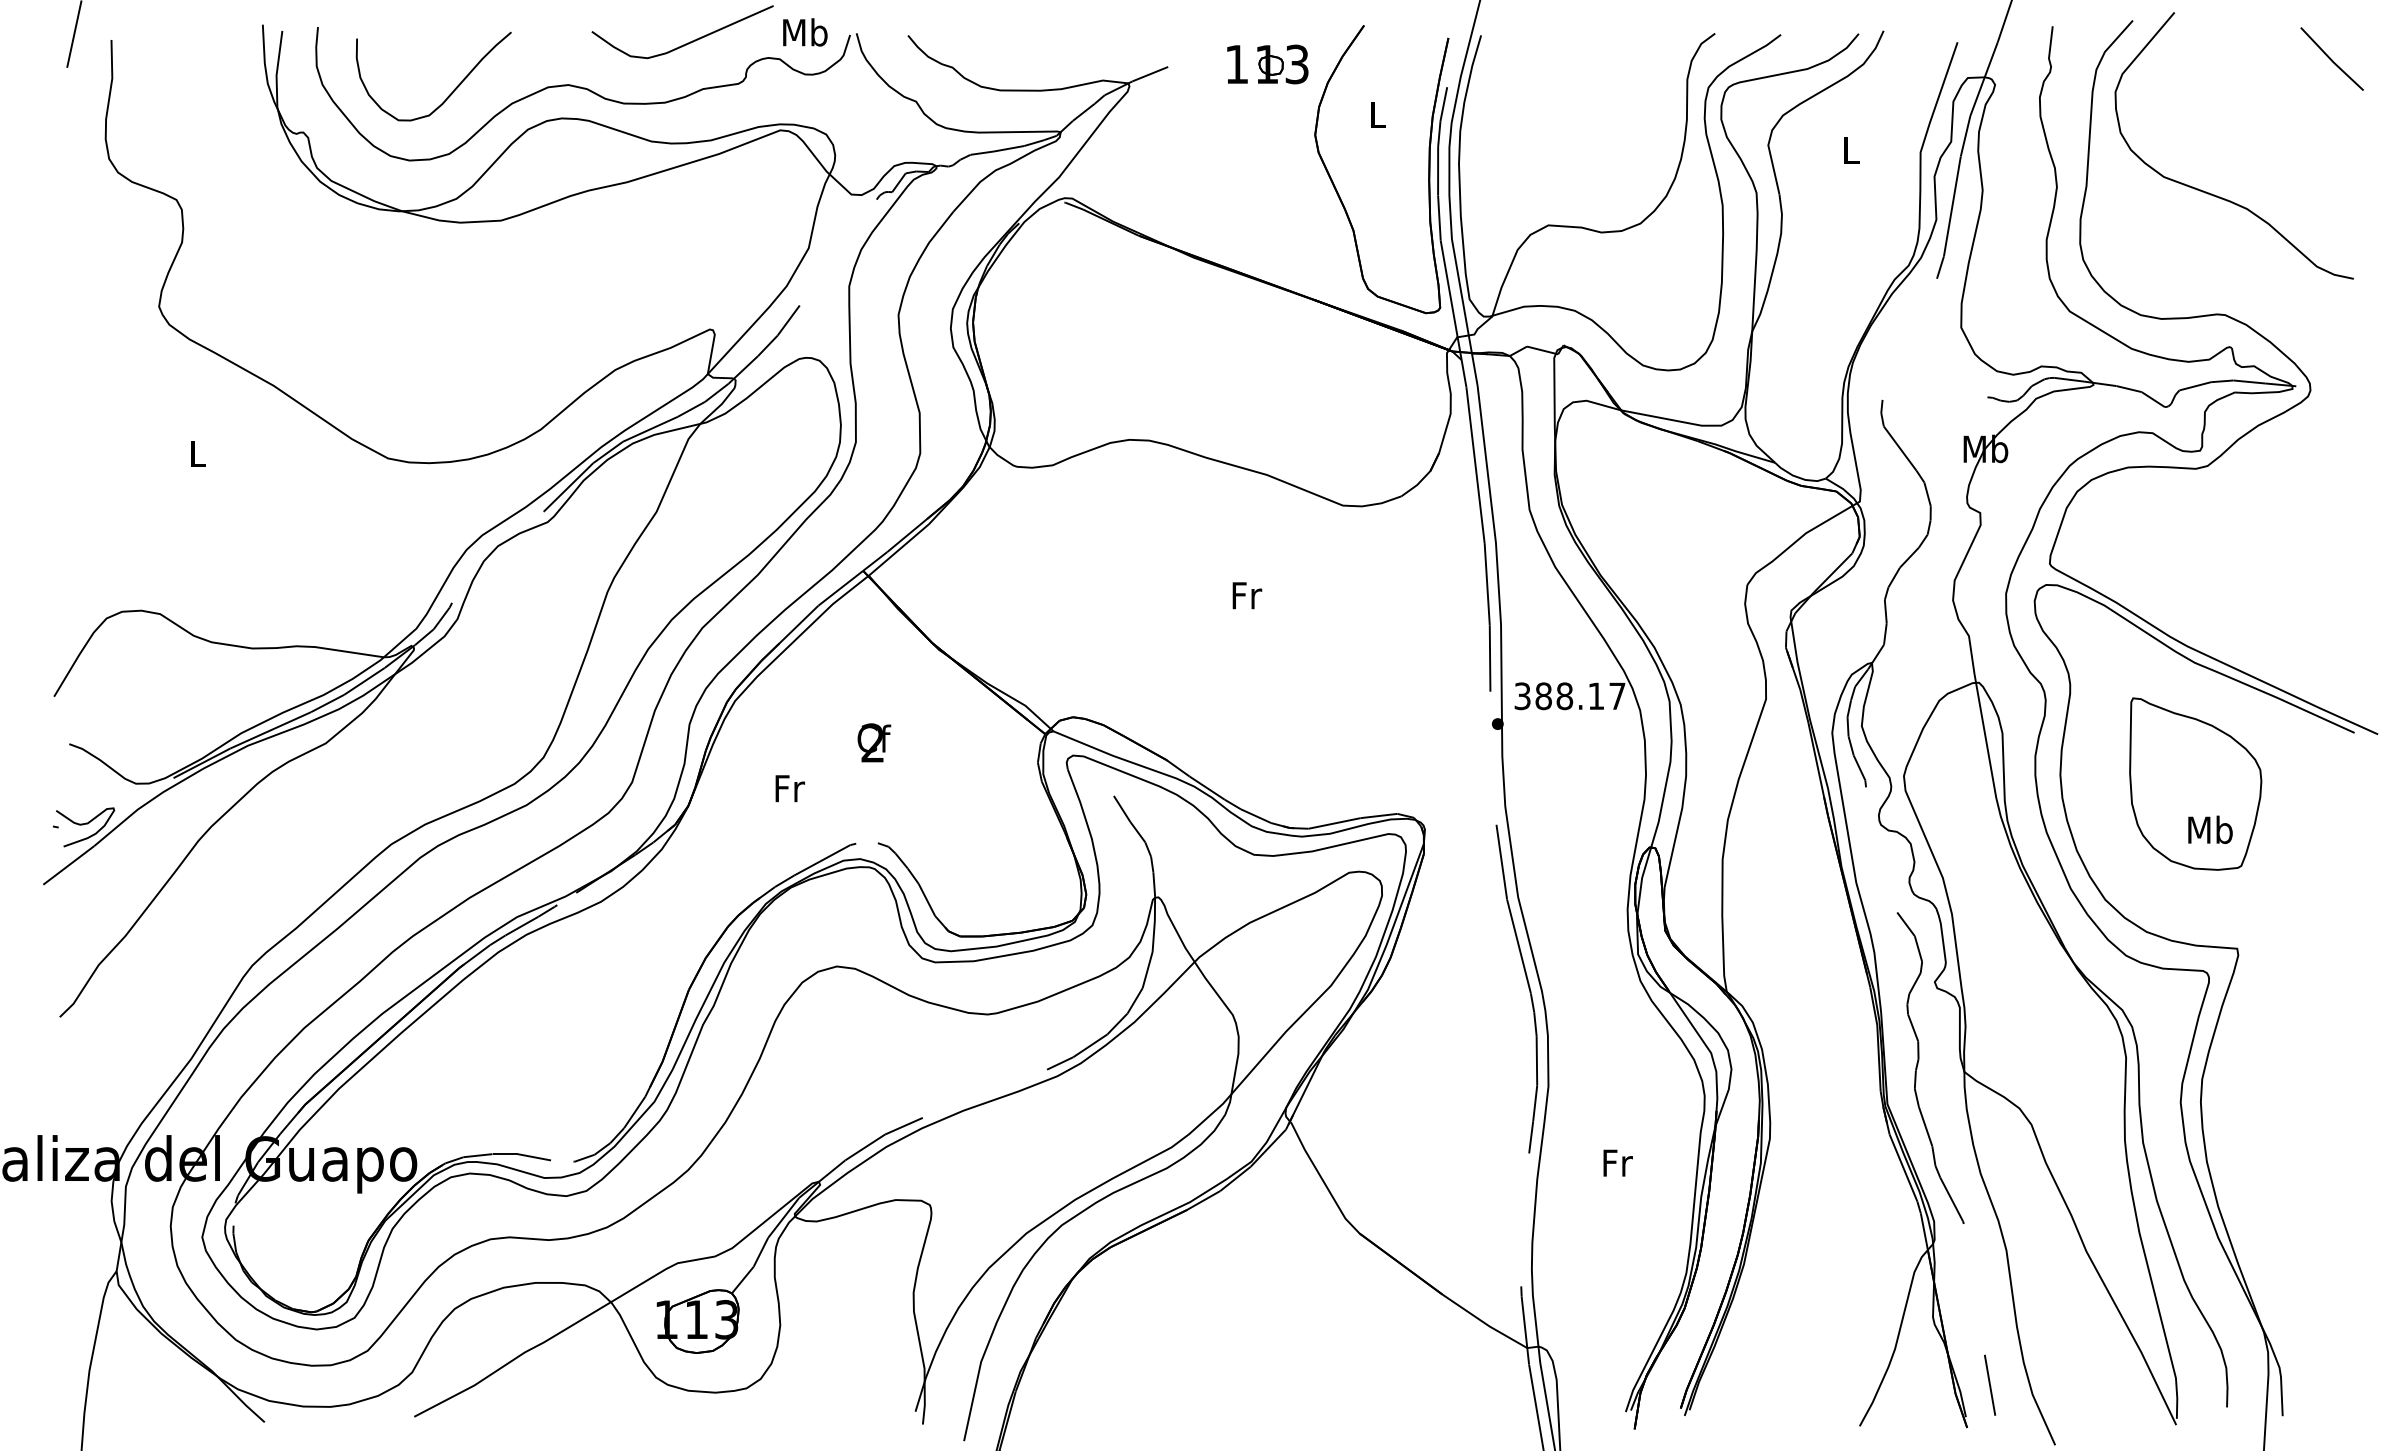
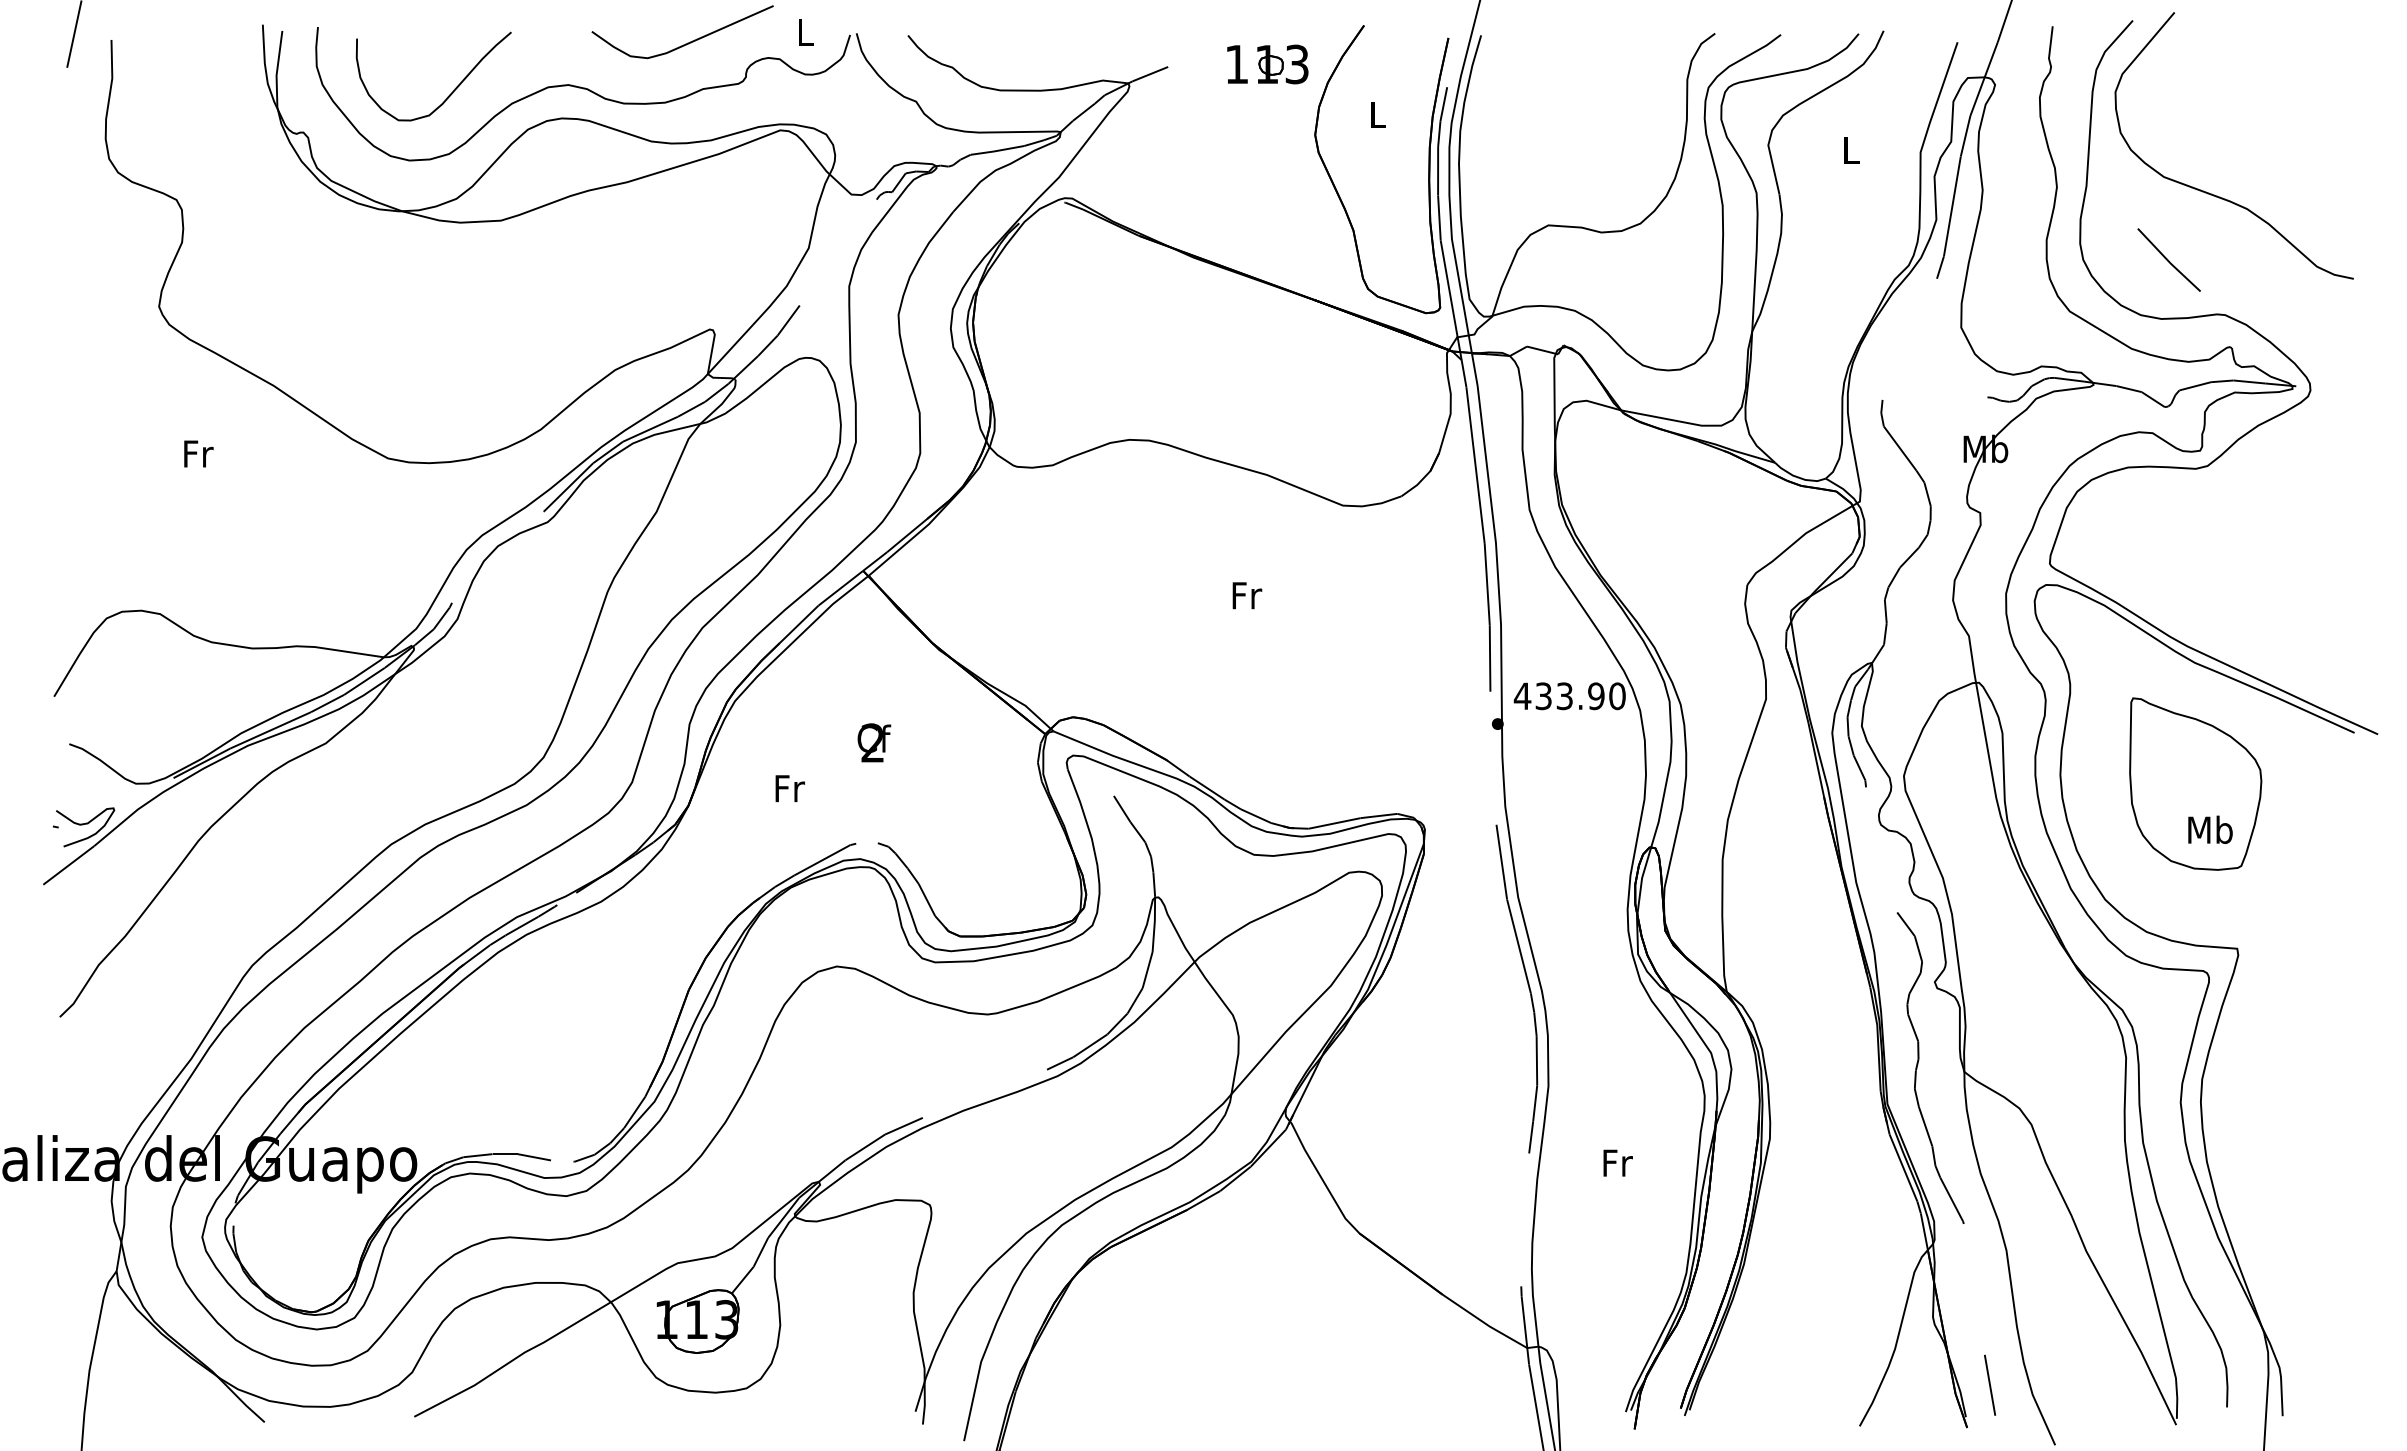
text: Mb -> L (805, 32)
line position: (2331, 58) -> (2168, 259) (2168, 259)
text: L -> Fr (198, 453)
text: 388.17 -> 433.90 (1569, 696)
